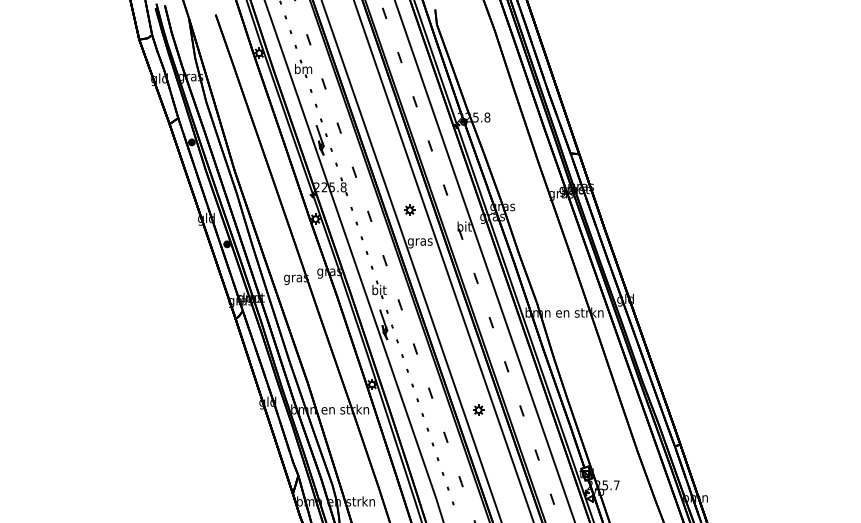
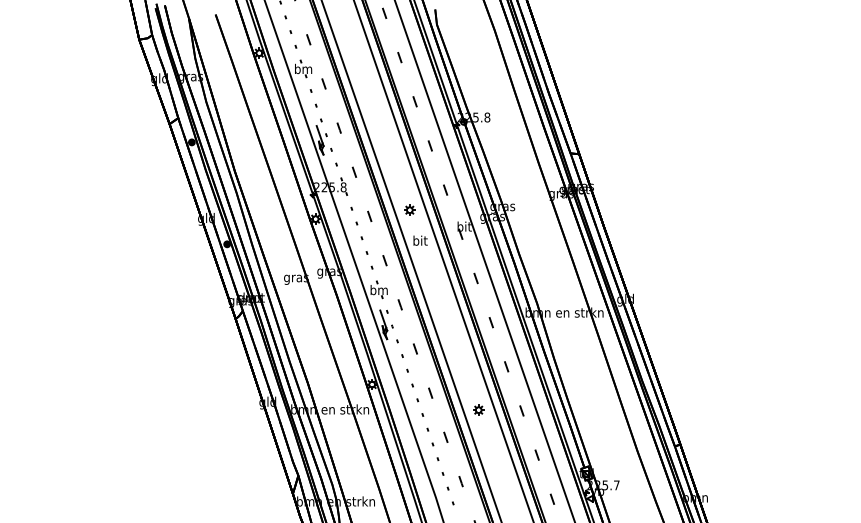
text: gras -> bit (419, 241)
text: bit -> bm (378, 290)
